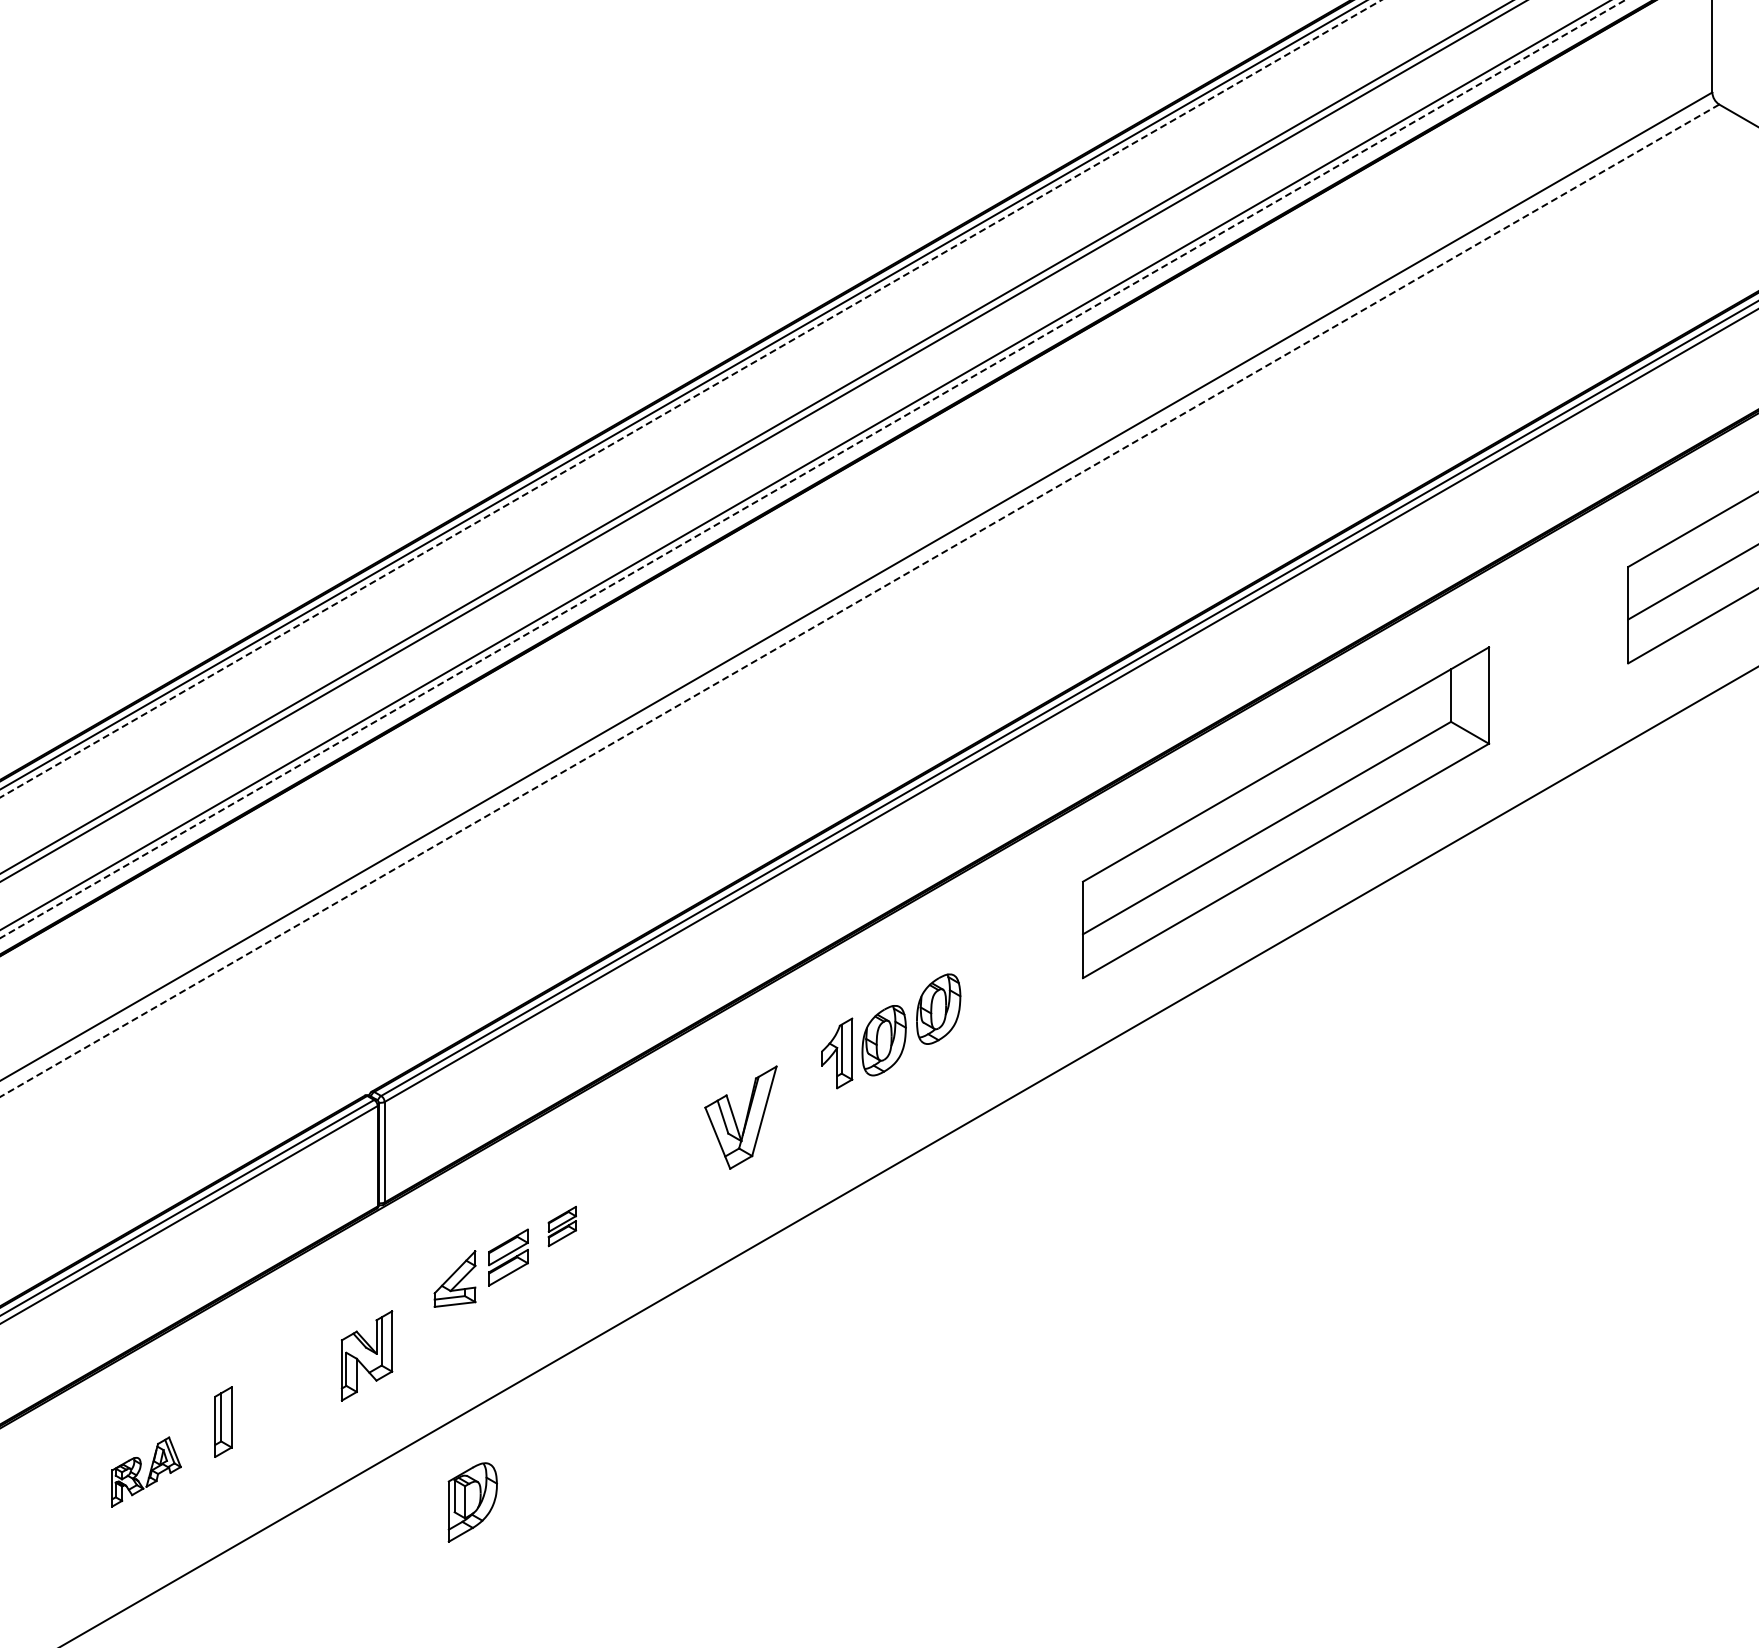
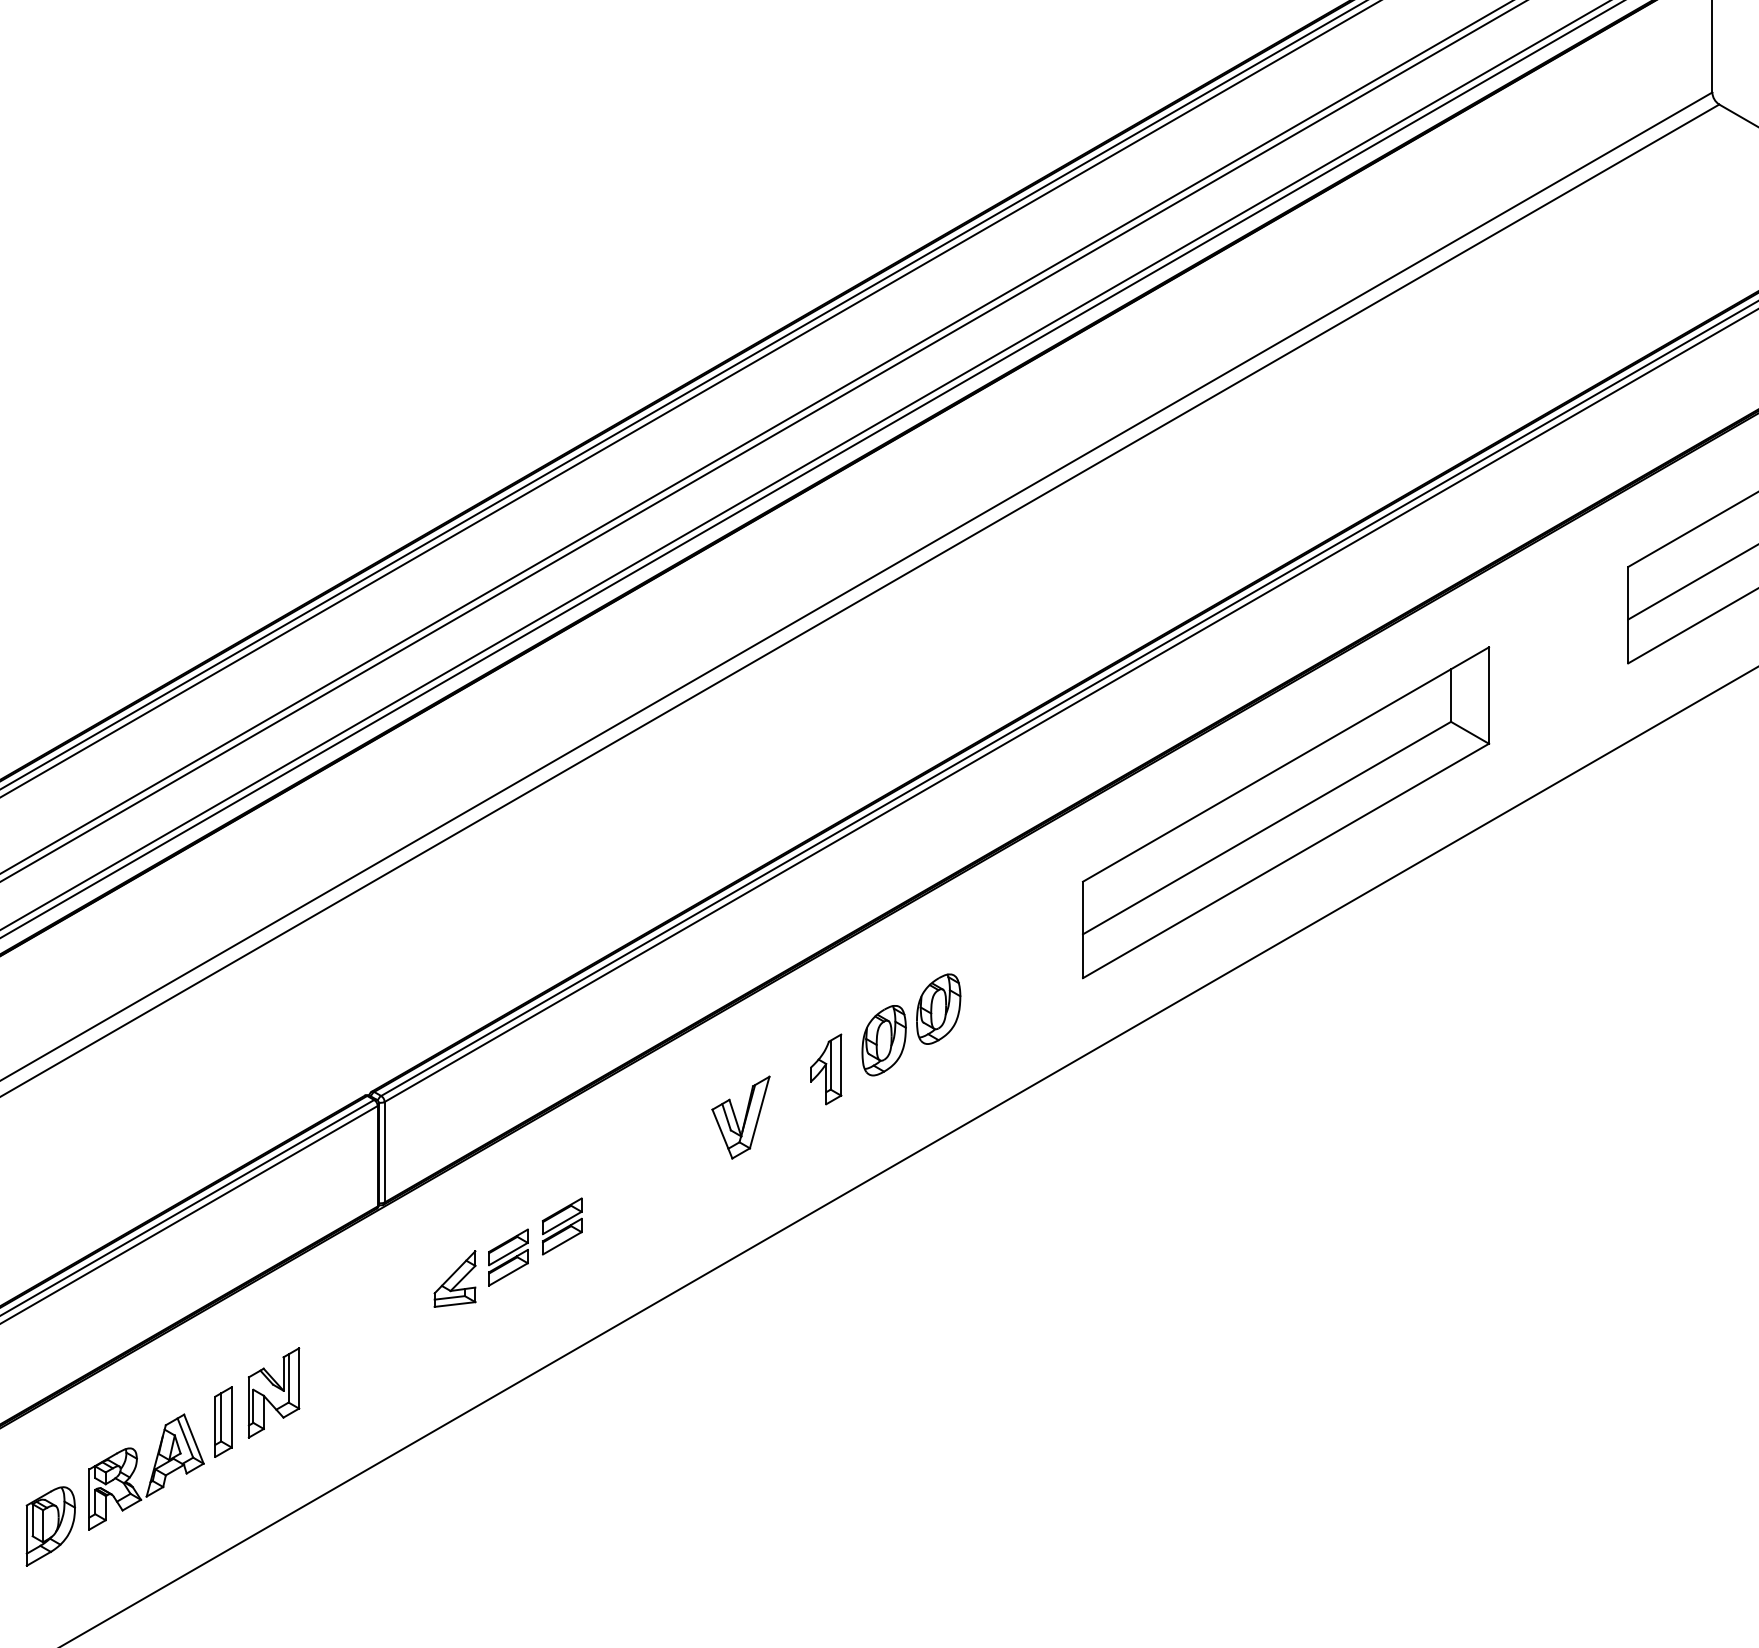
line: dashed -> solid (690, 399)
line: dashed -> solid (812, 469)
line: dashed -> solid (859, 600)
part position: (837, 1053) -> (826, 1069) (826, 1069)
part size: 74x105 px -> 60x85 px (740, 1117)
part size: 31x43 px -> 41x59 px (562, 1226)
part position: (366, 1355) -> (273, 1392) (273, 1392)
part size: 71x72 px -> 117x118 px (146, 1471)
part position: (472, 1502) -> (50, 1526) (50, 1526)
